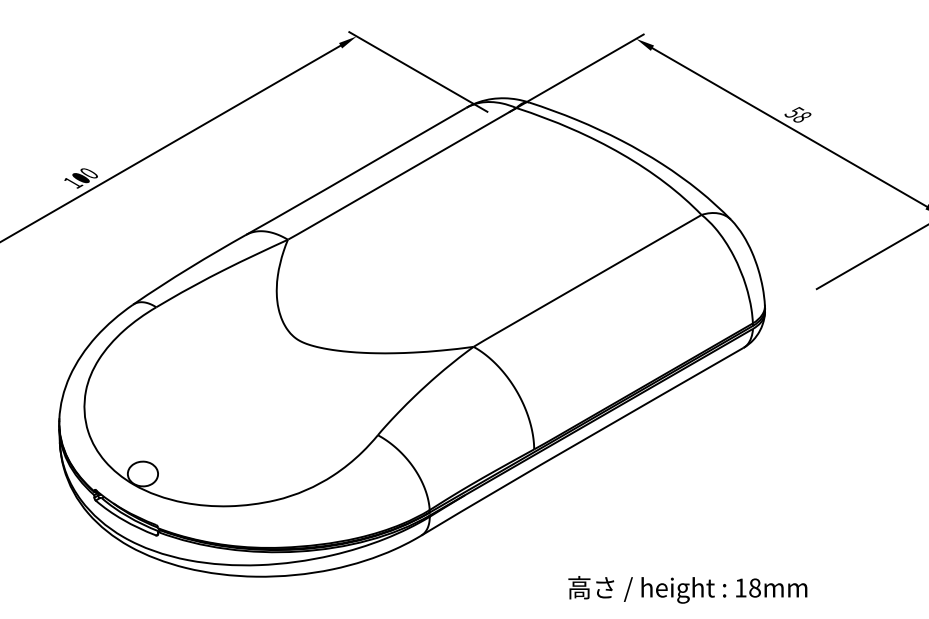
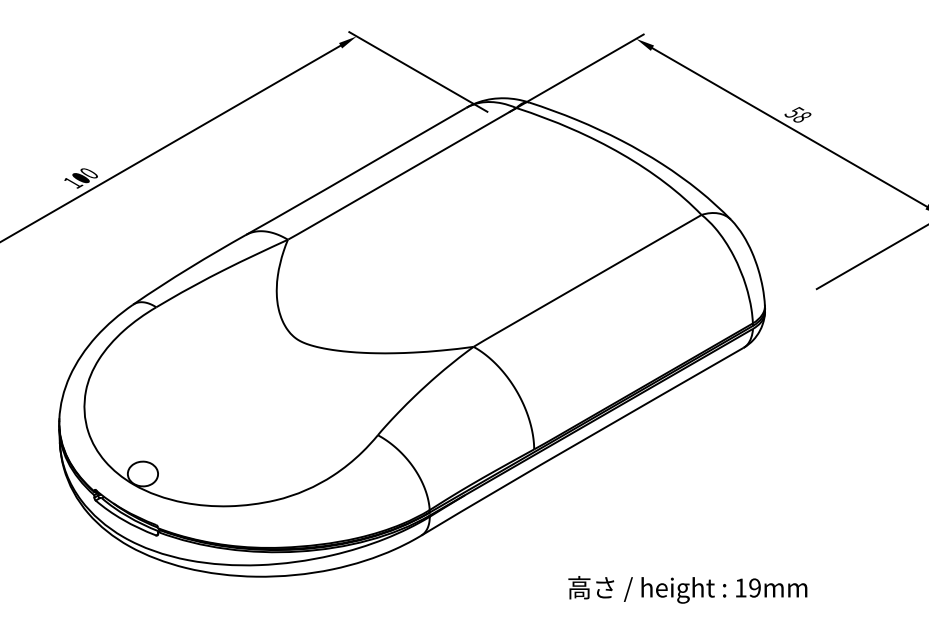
text: 18mm -> 19mm (754, 587)
